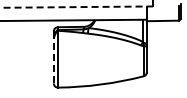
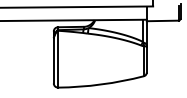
line: dashed -> solid (77, 7)
line: dashed -> solid (53, 57)
